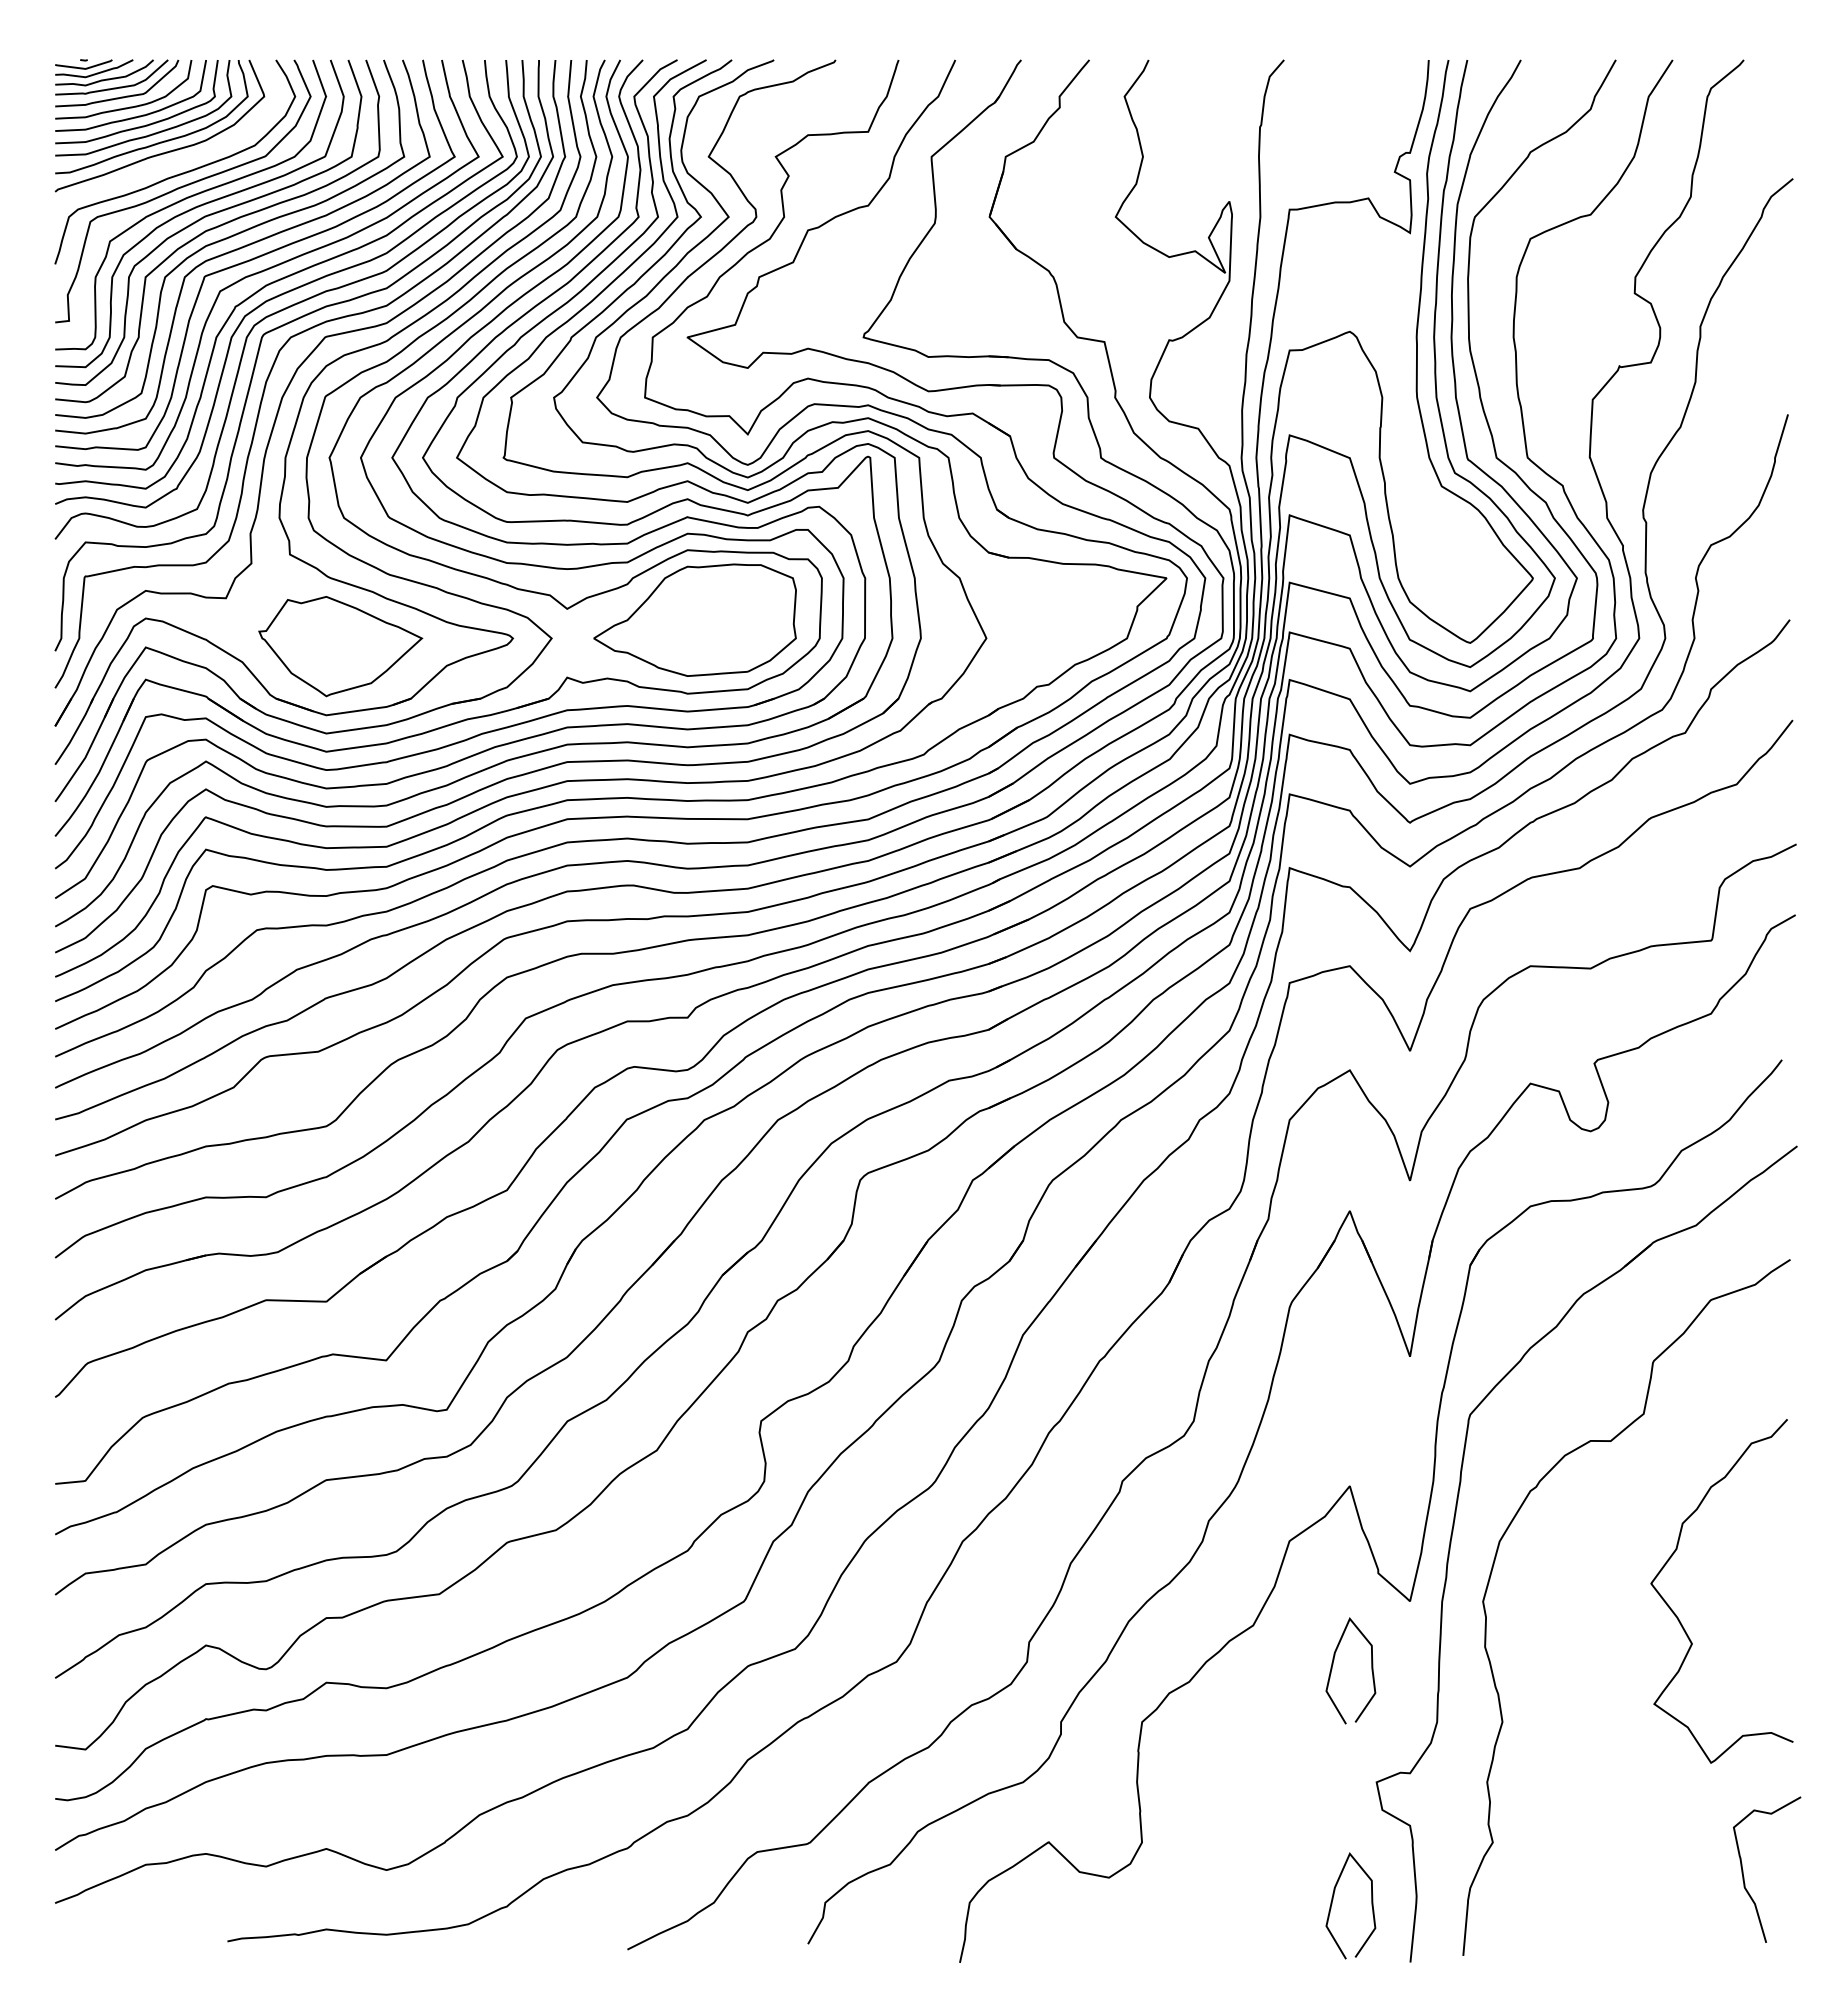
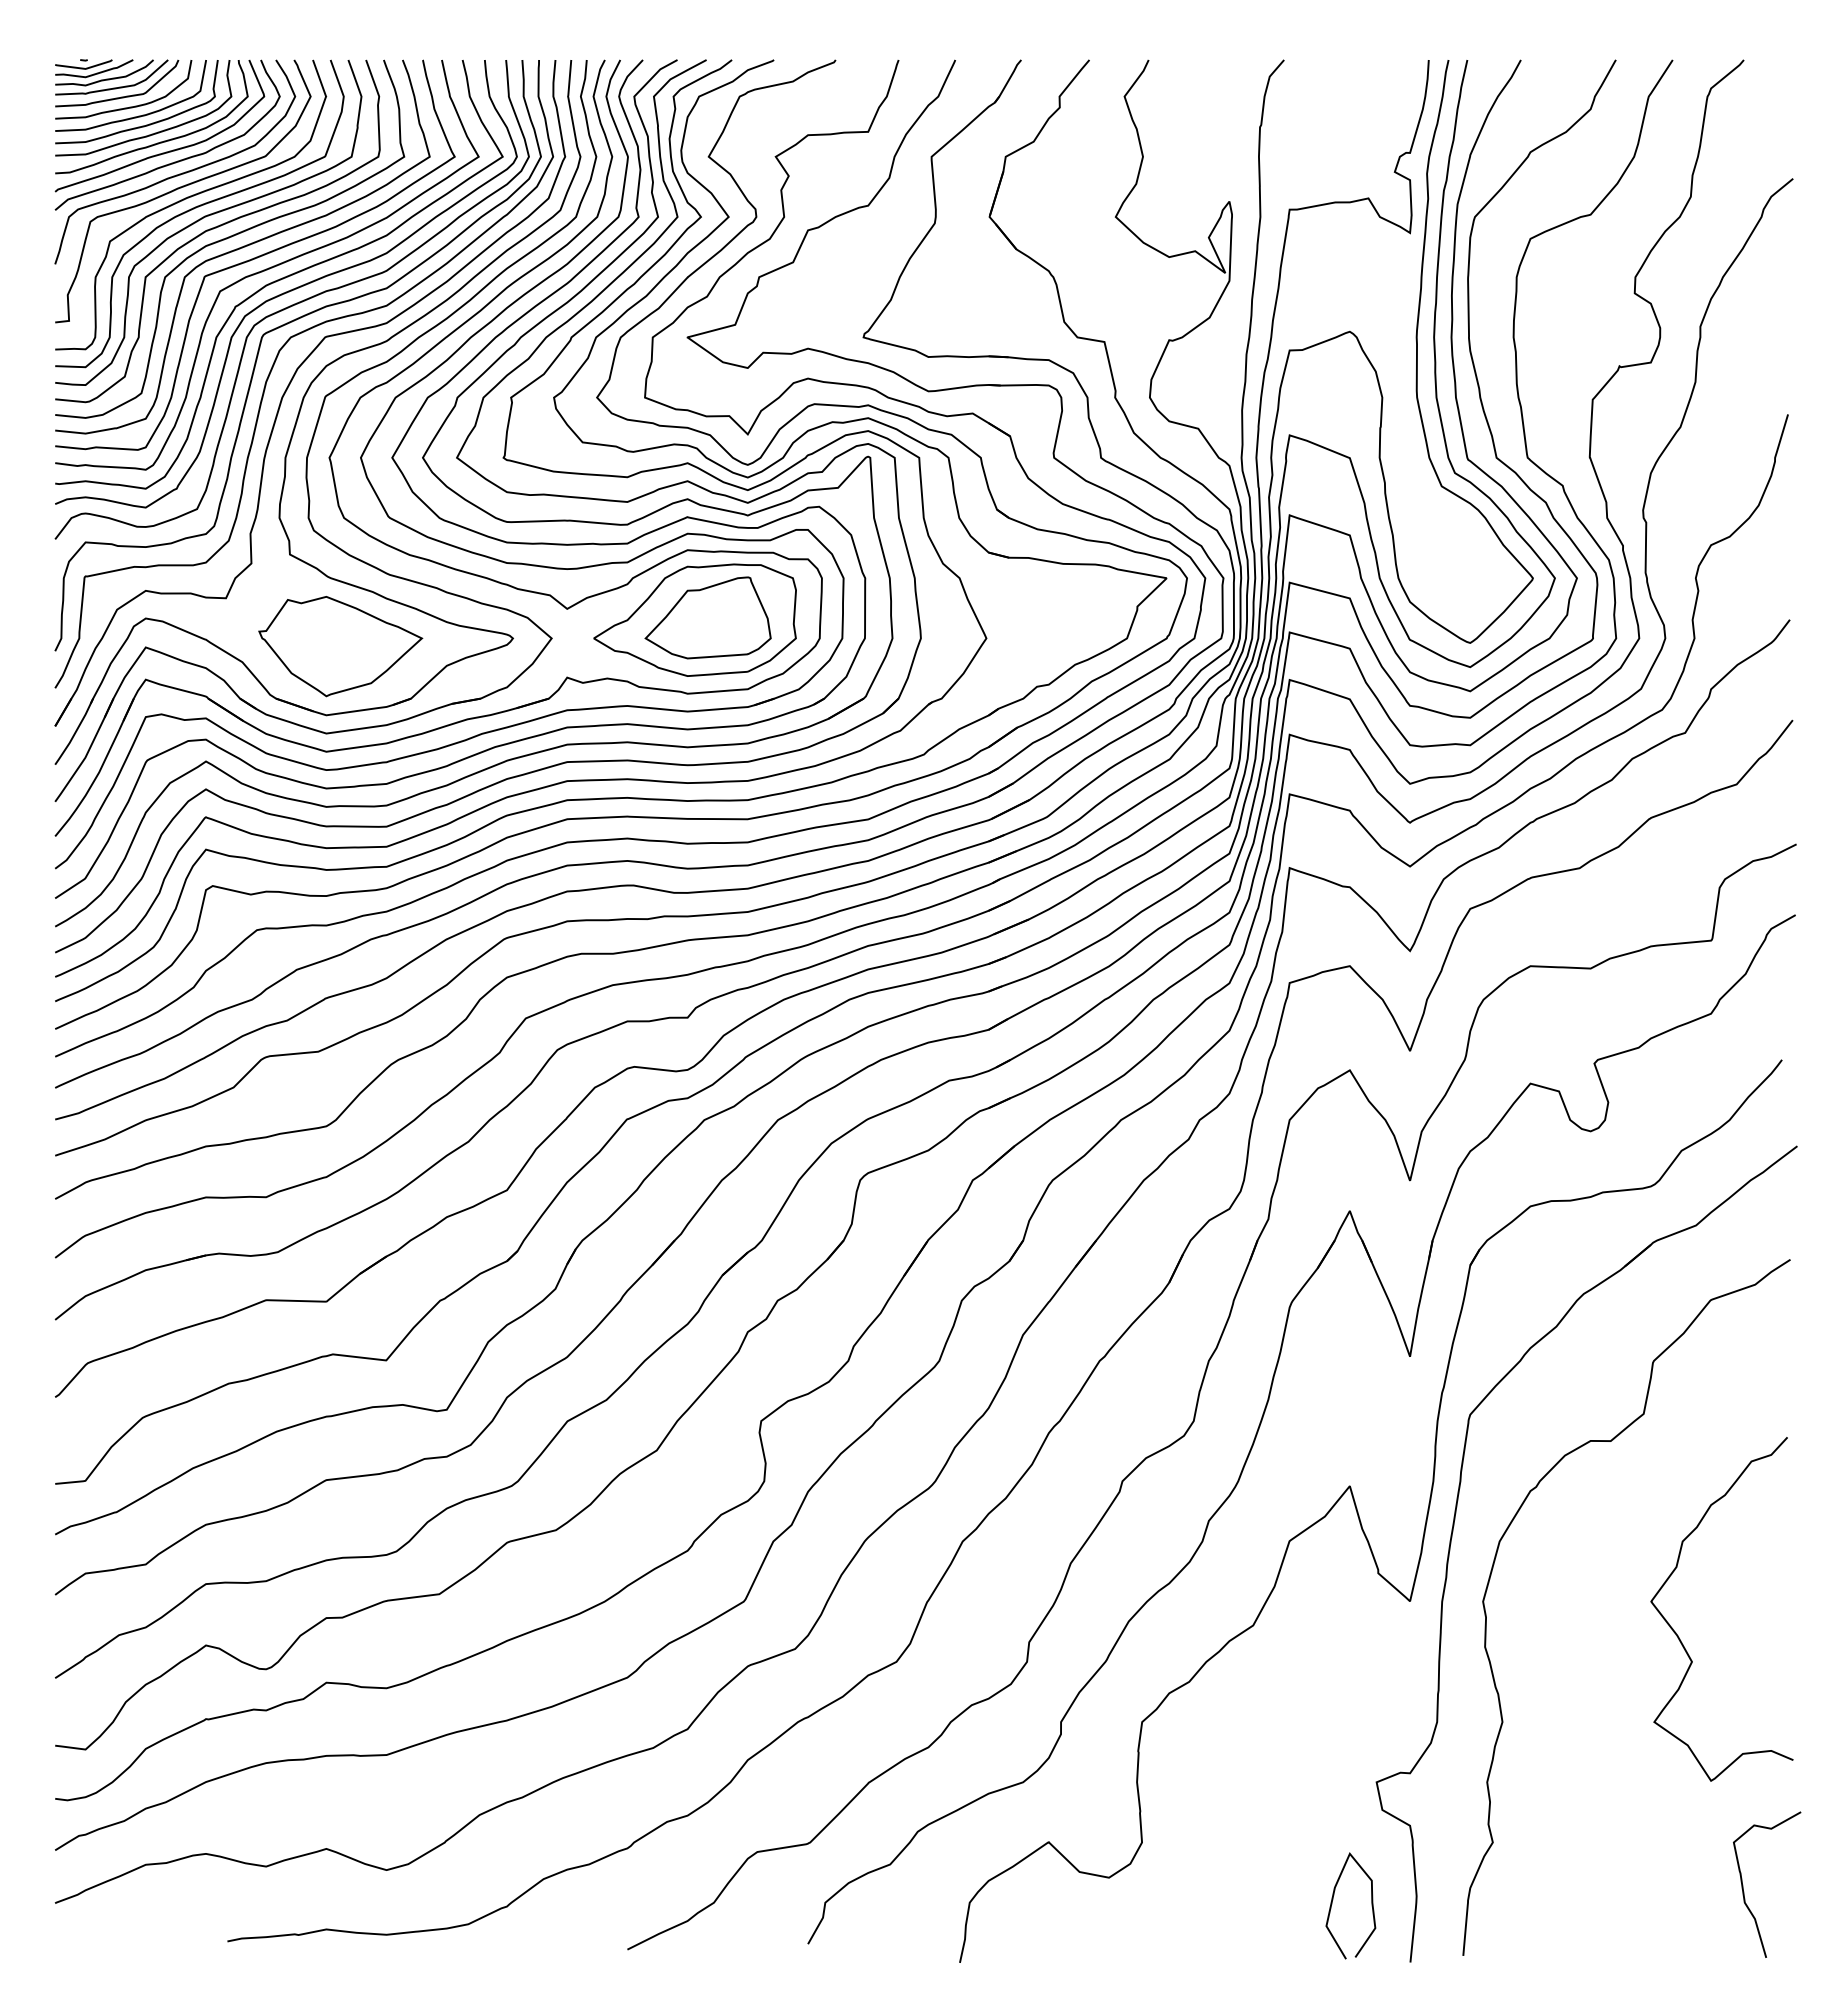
curve: none -> present (177, 160)
part: none -> present (707, 617)
curve position: (1678, 1617) -> (1678, 1635) (1678, 1635)
curve: present -> none (1333, 1664)
curve position: (1743, 1870) -> (1743, 1885) (1743, 1885)
